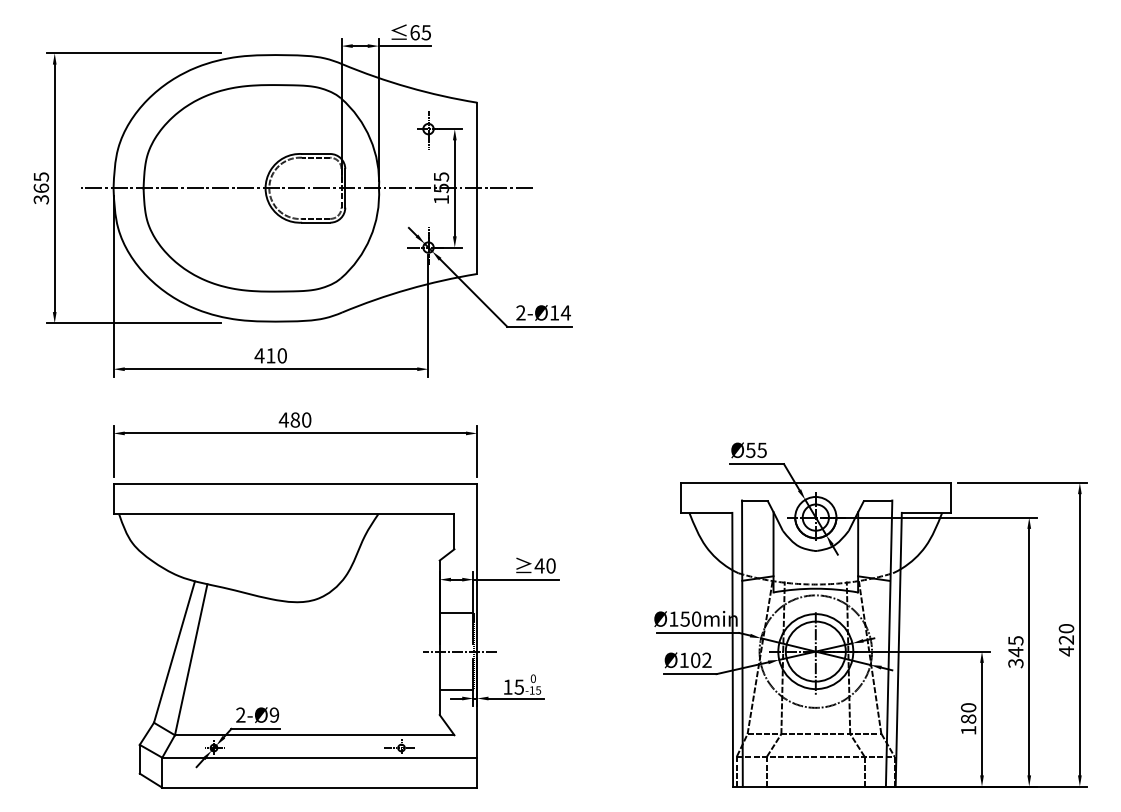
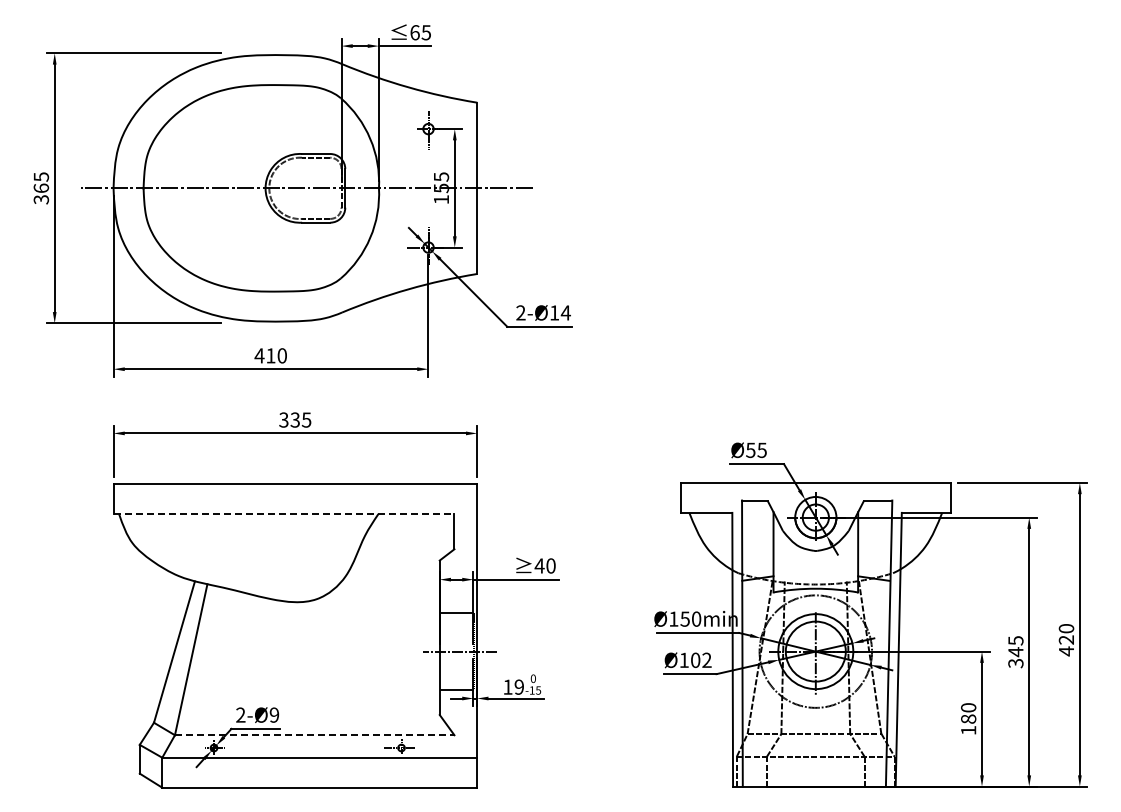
text: 480 -> 335 (294, 419)
line: solid -> dashed (284, 514)
text: 15 -> 19 (518, 686)
line: solid -> dashed (314, 735)
